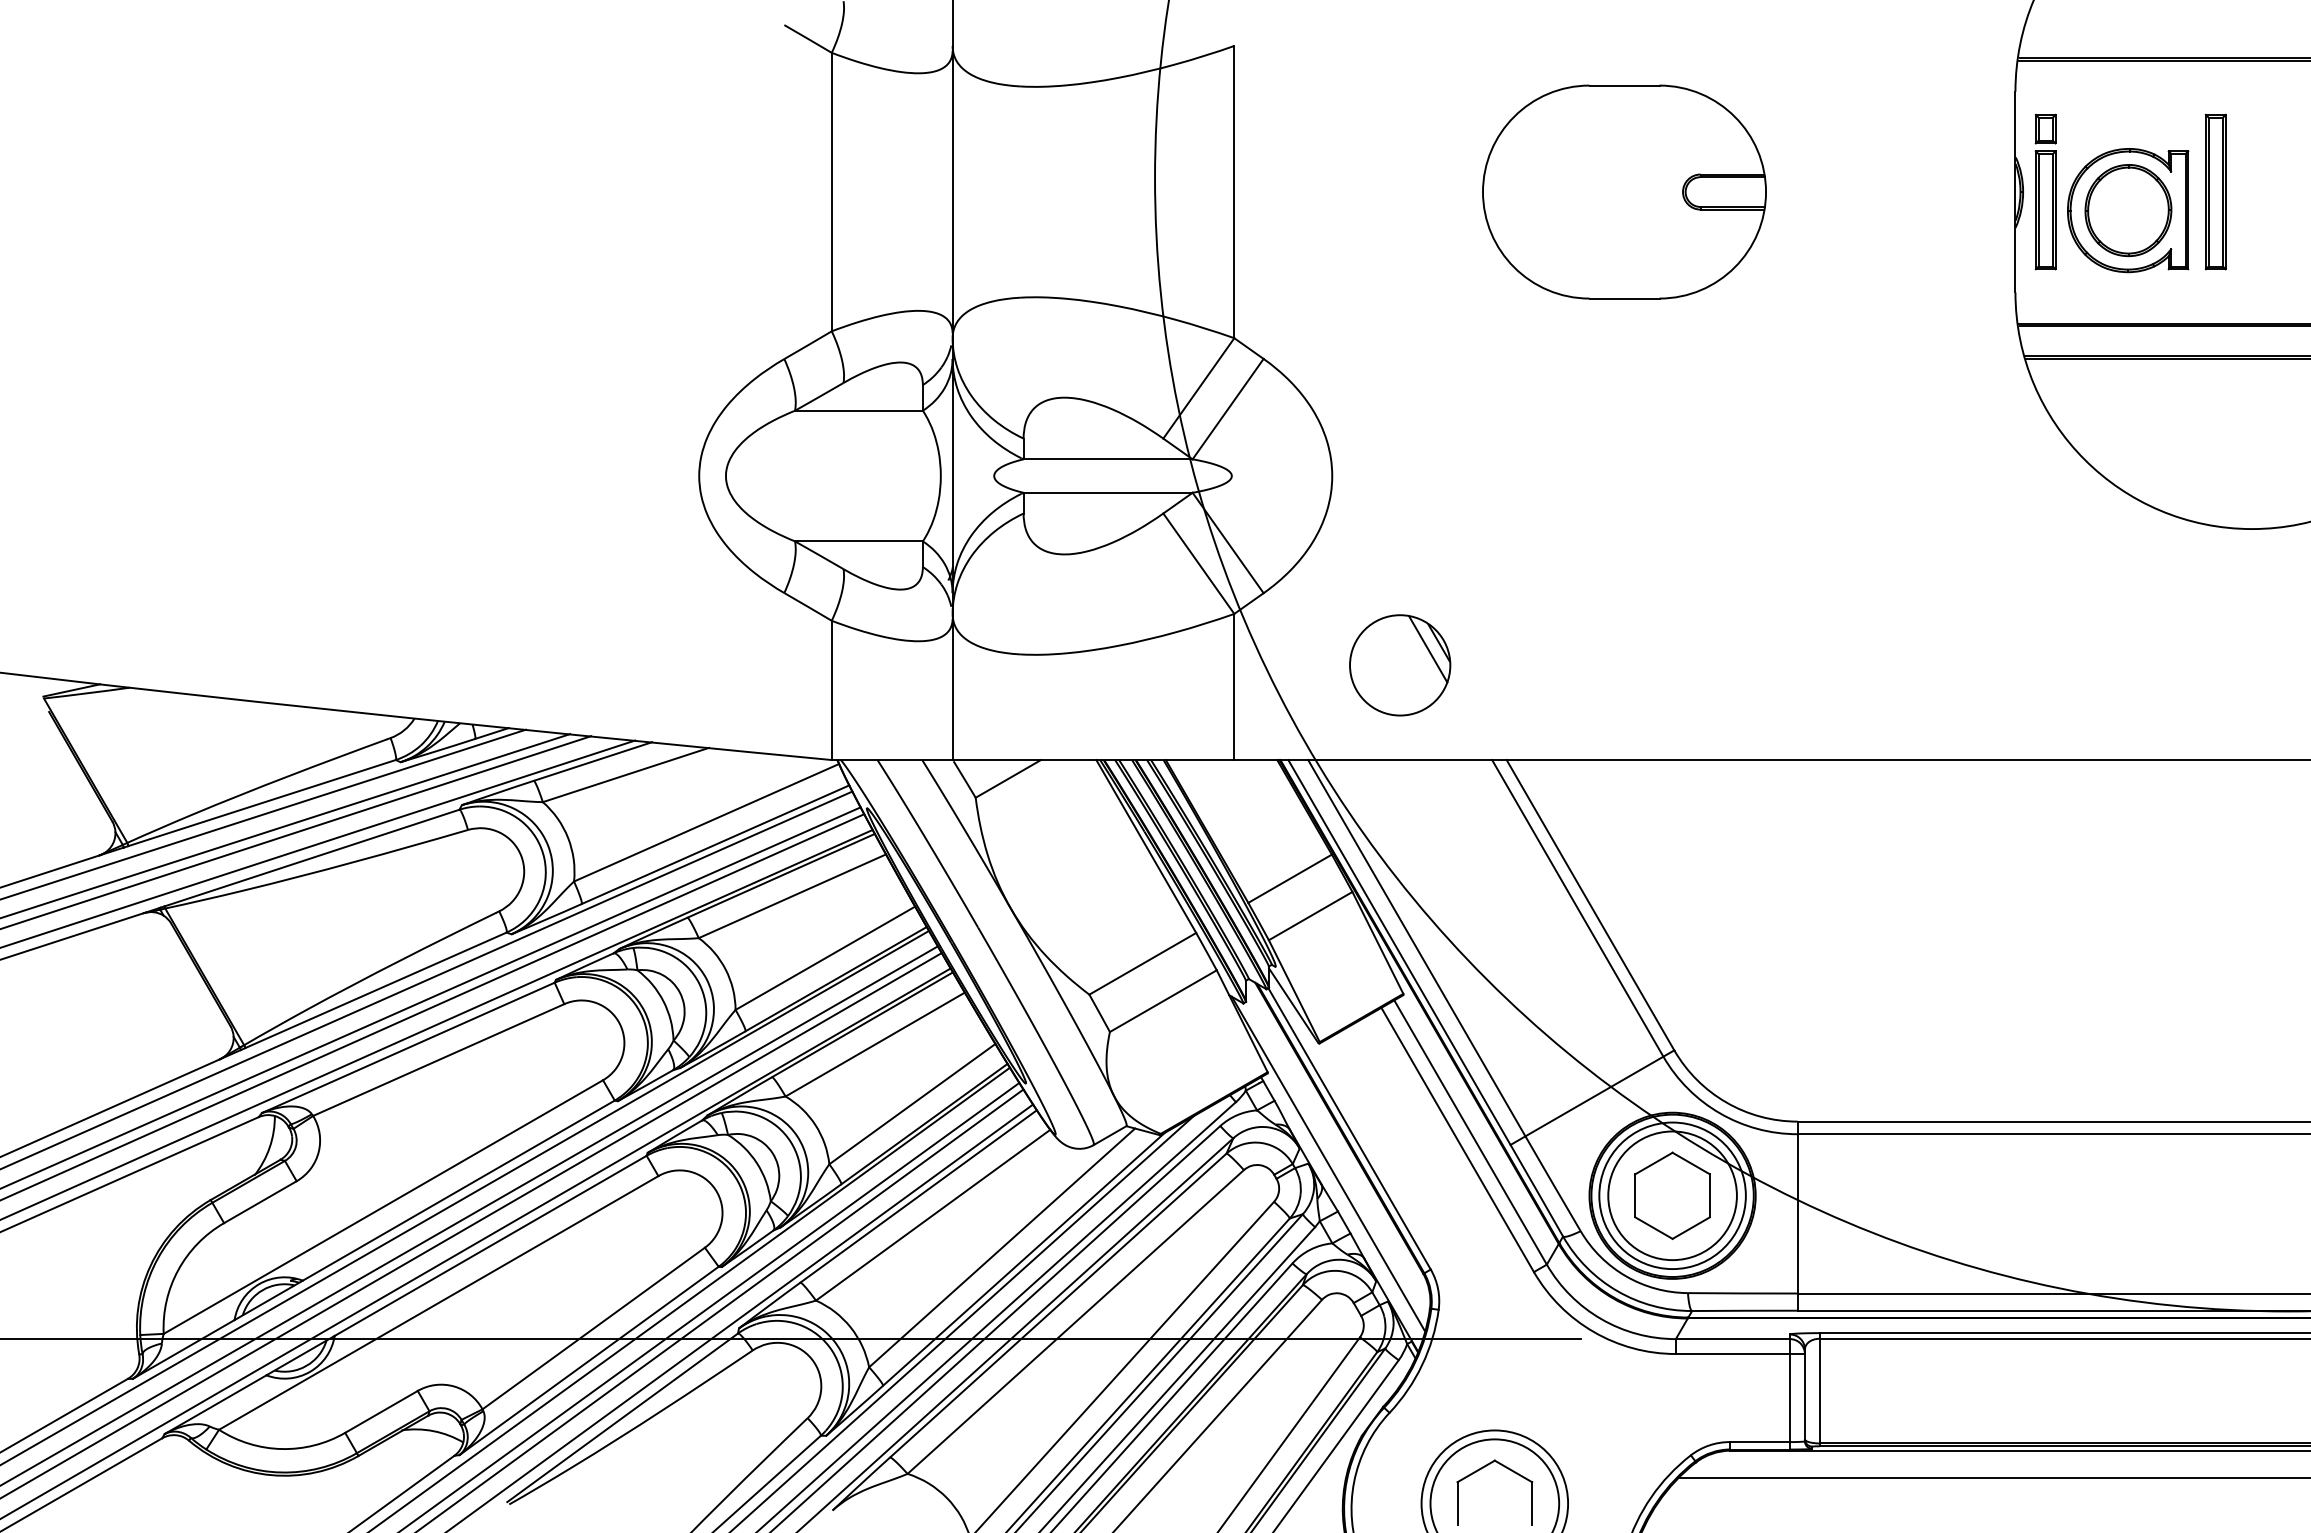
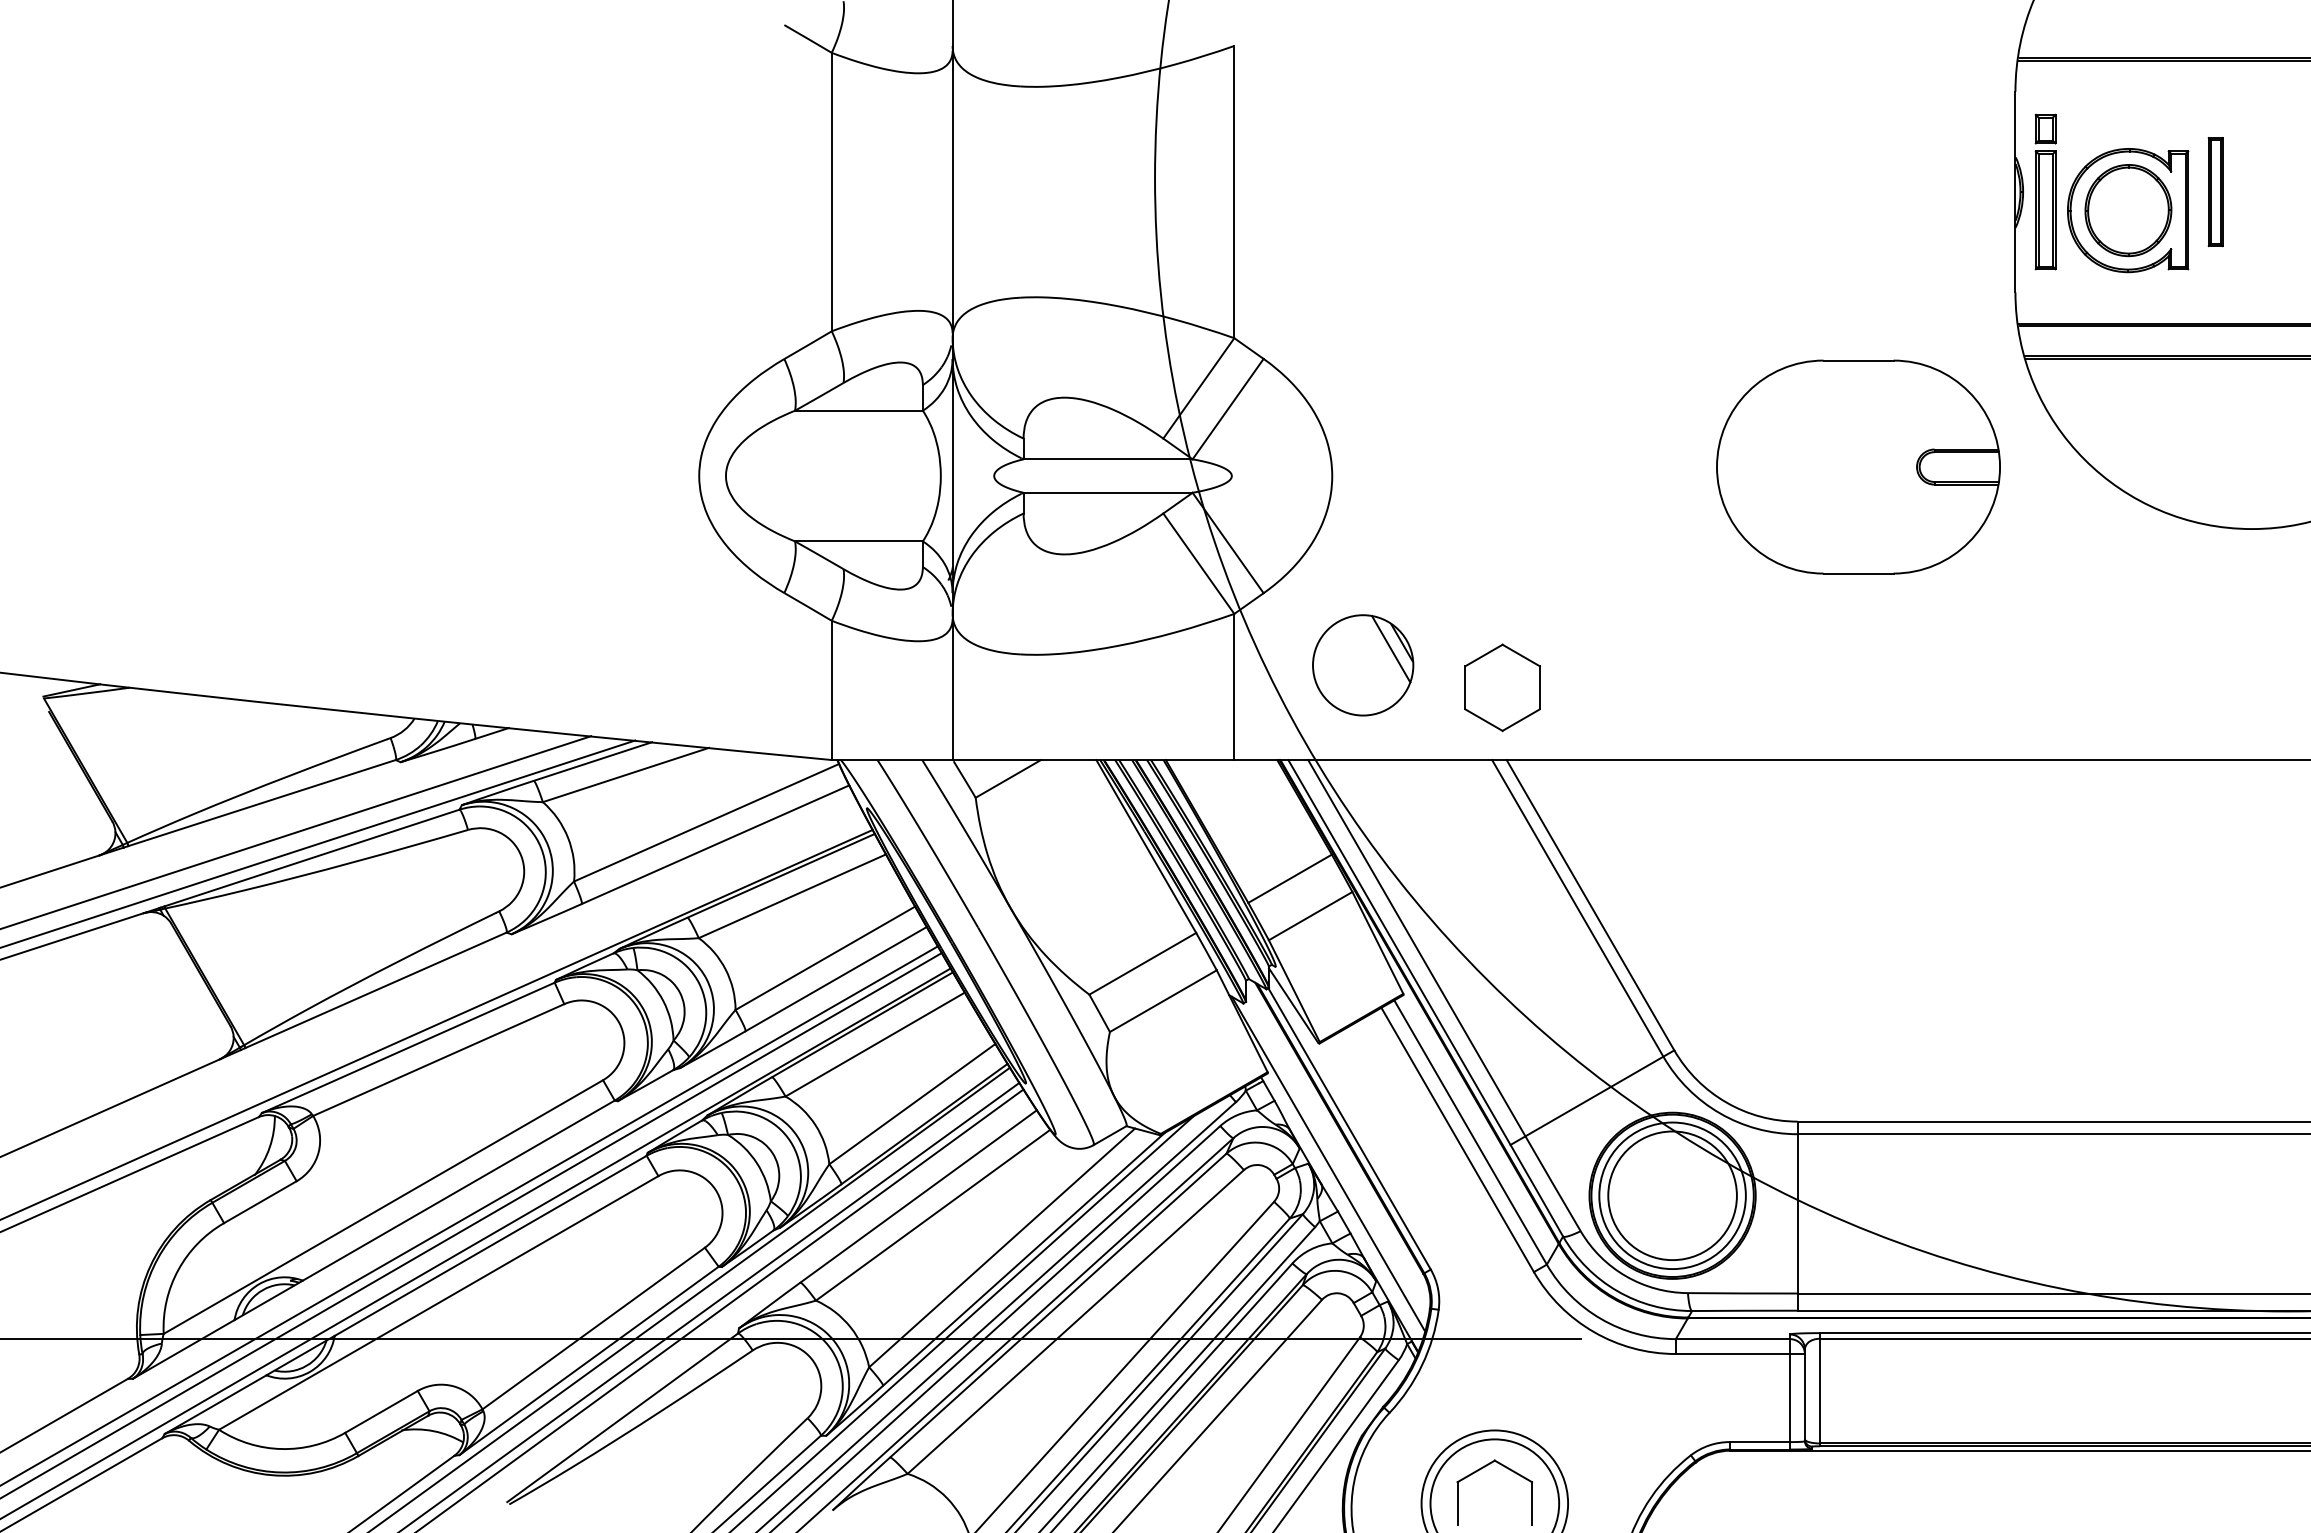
part position: (1624, 191) -> (1858, 466) (1858, 466)
part size: 23x158 px -> 17x111 px (2215, 192)
part position: (1400, 665) -> (1363, 665) (1363, 665)
line: present -> none (263, 813)
line: present -> none (286, 825)
line: present -> none (427, 979)
line: present -> none (431, 997)
line: present -> none (433, 1006)
part position: (1672, 1195) -> (1502, 687) (1502, 687)
line: present -> none (465, 1197)
line: present -> none (741, 1316)
line: present -> none (1993, 1477)
